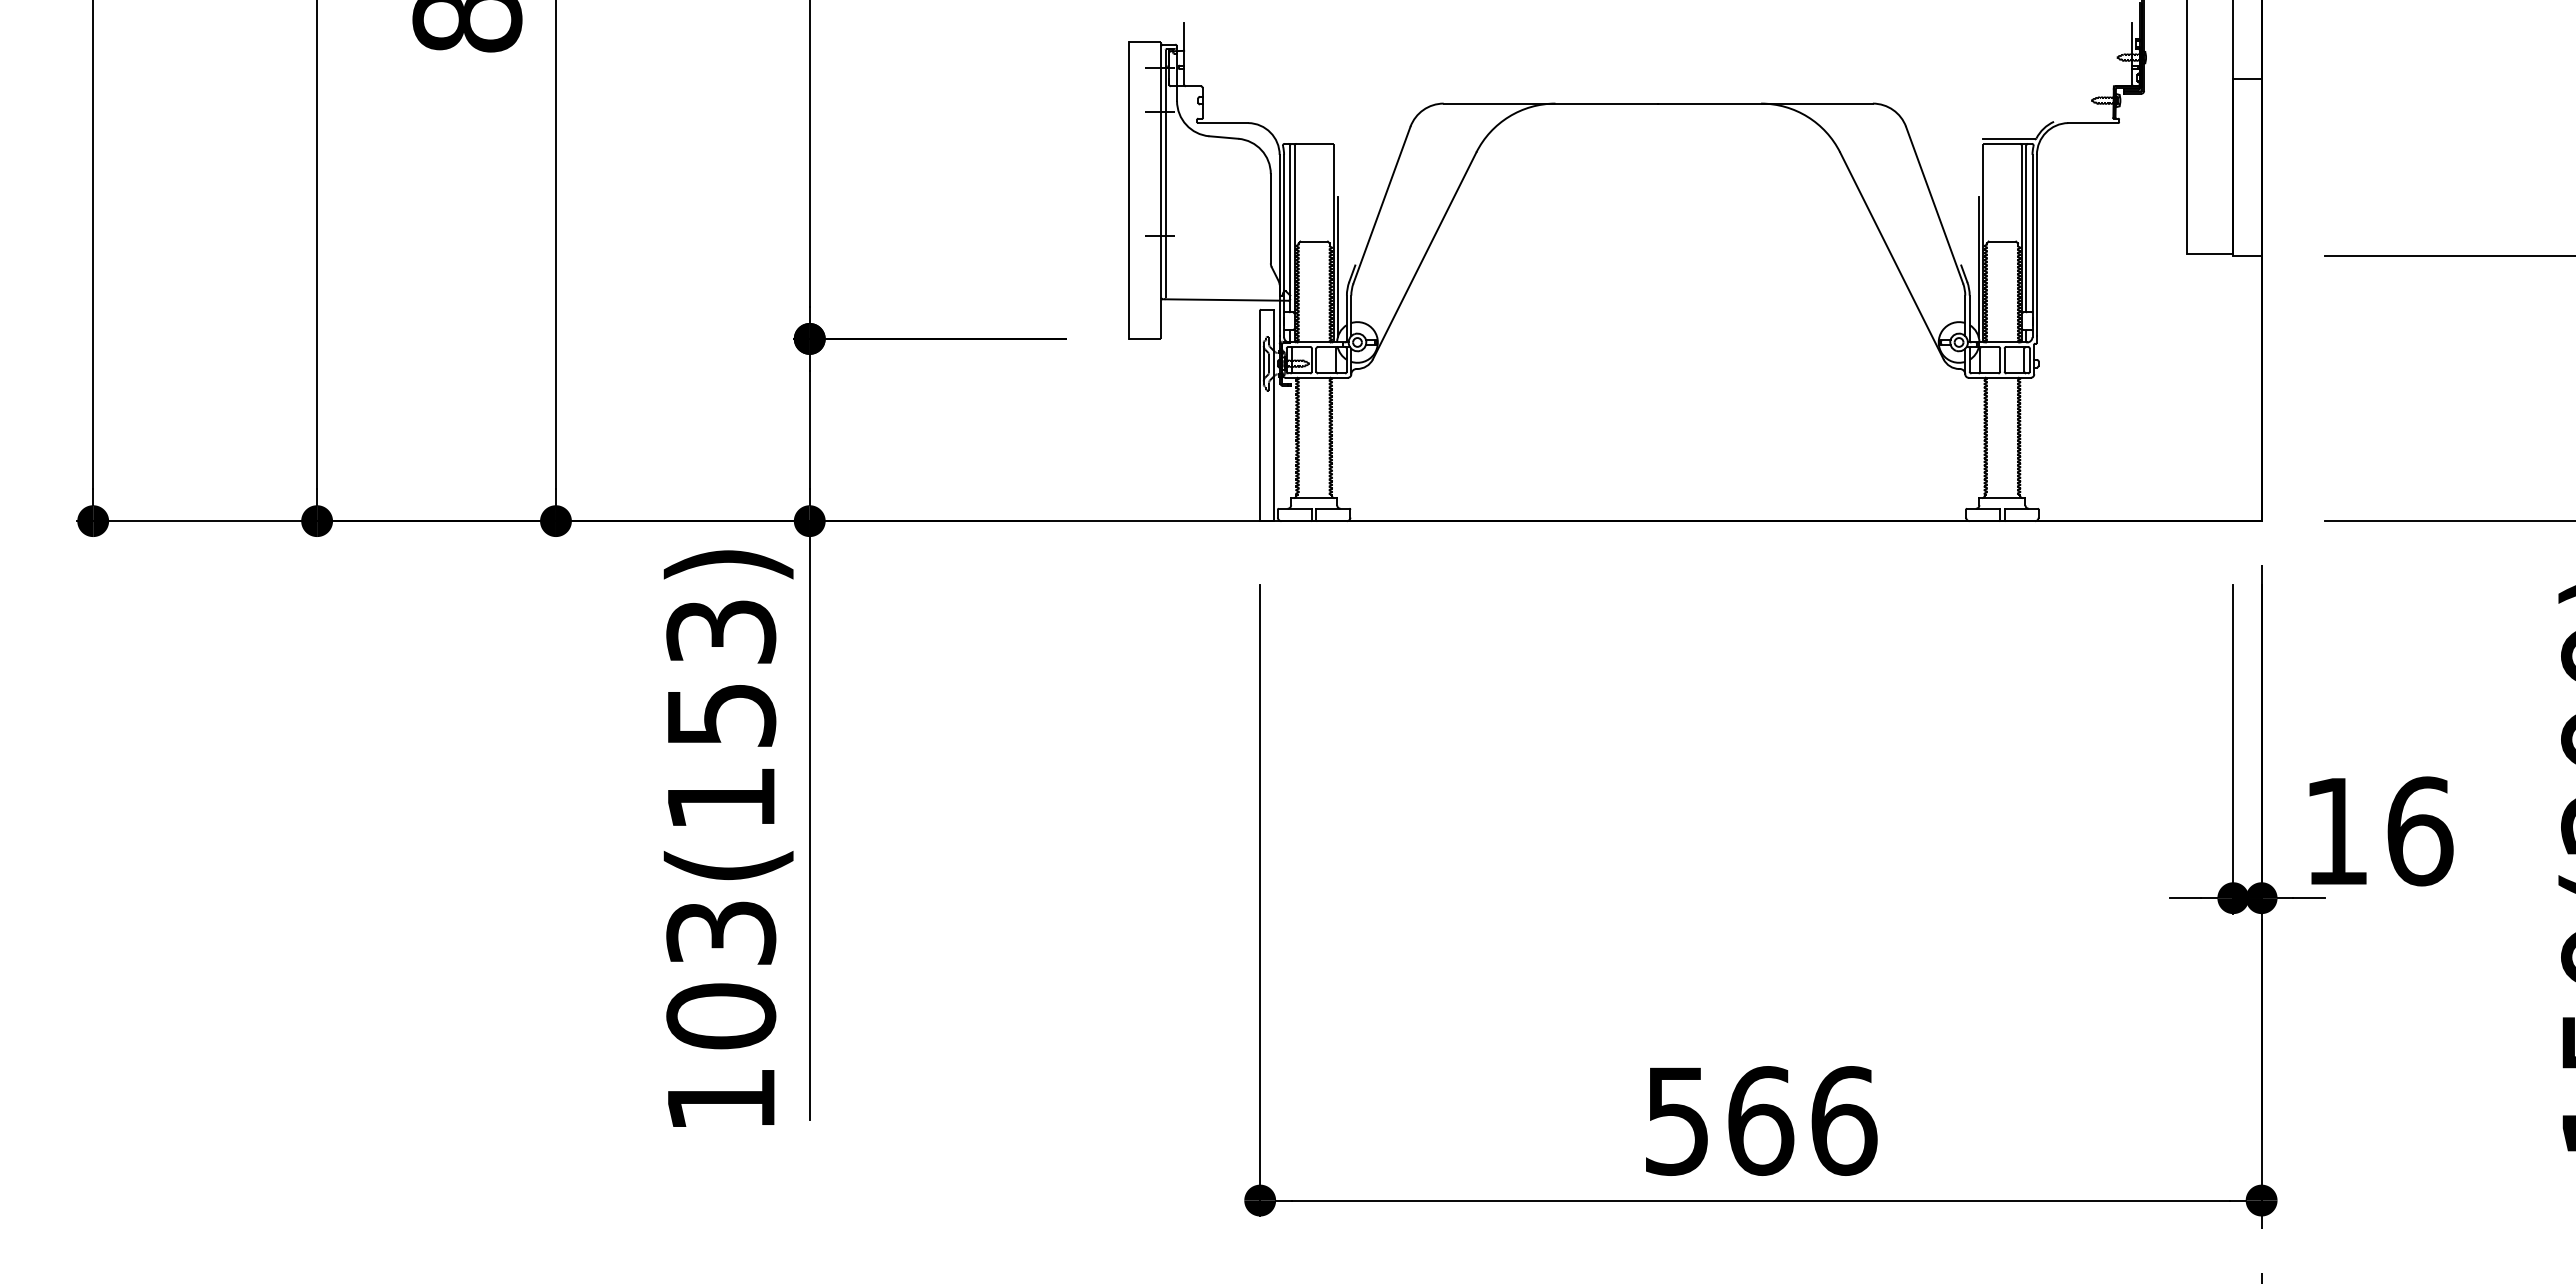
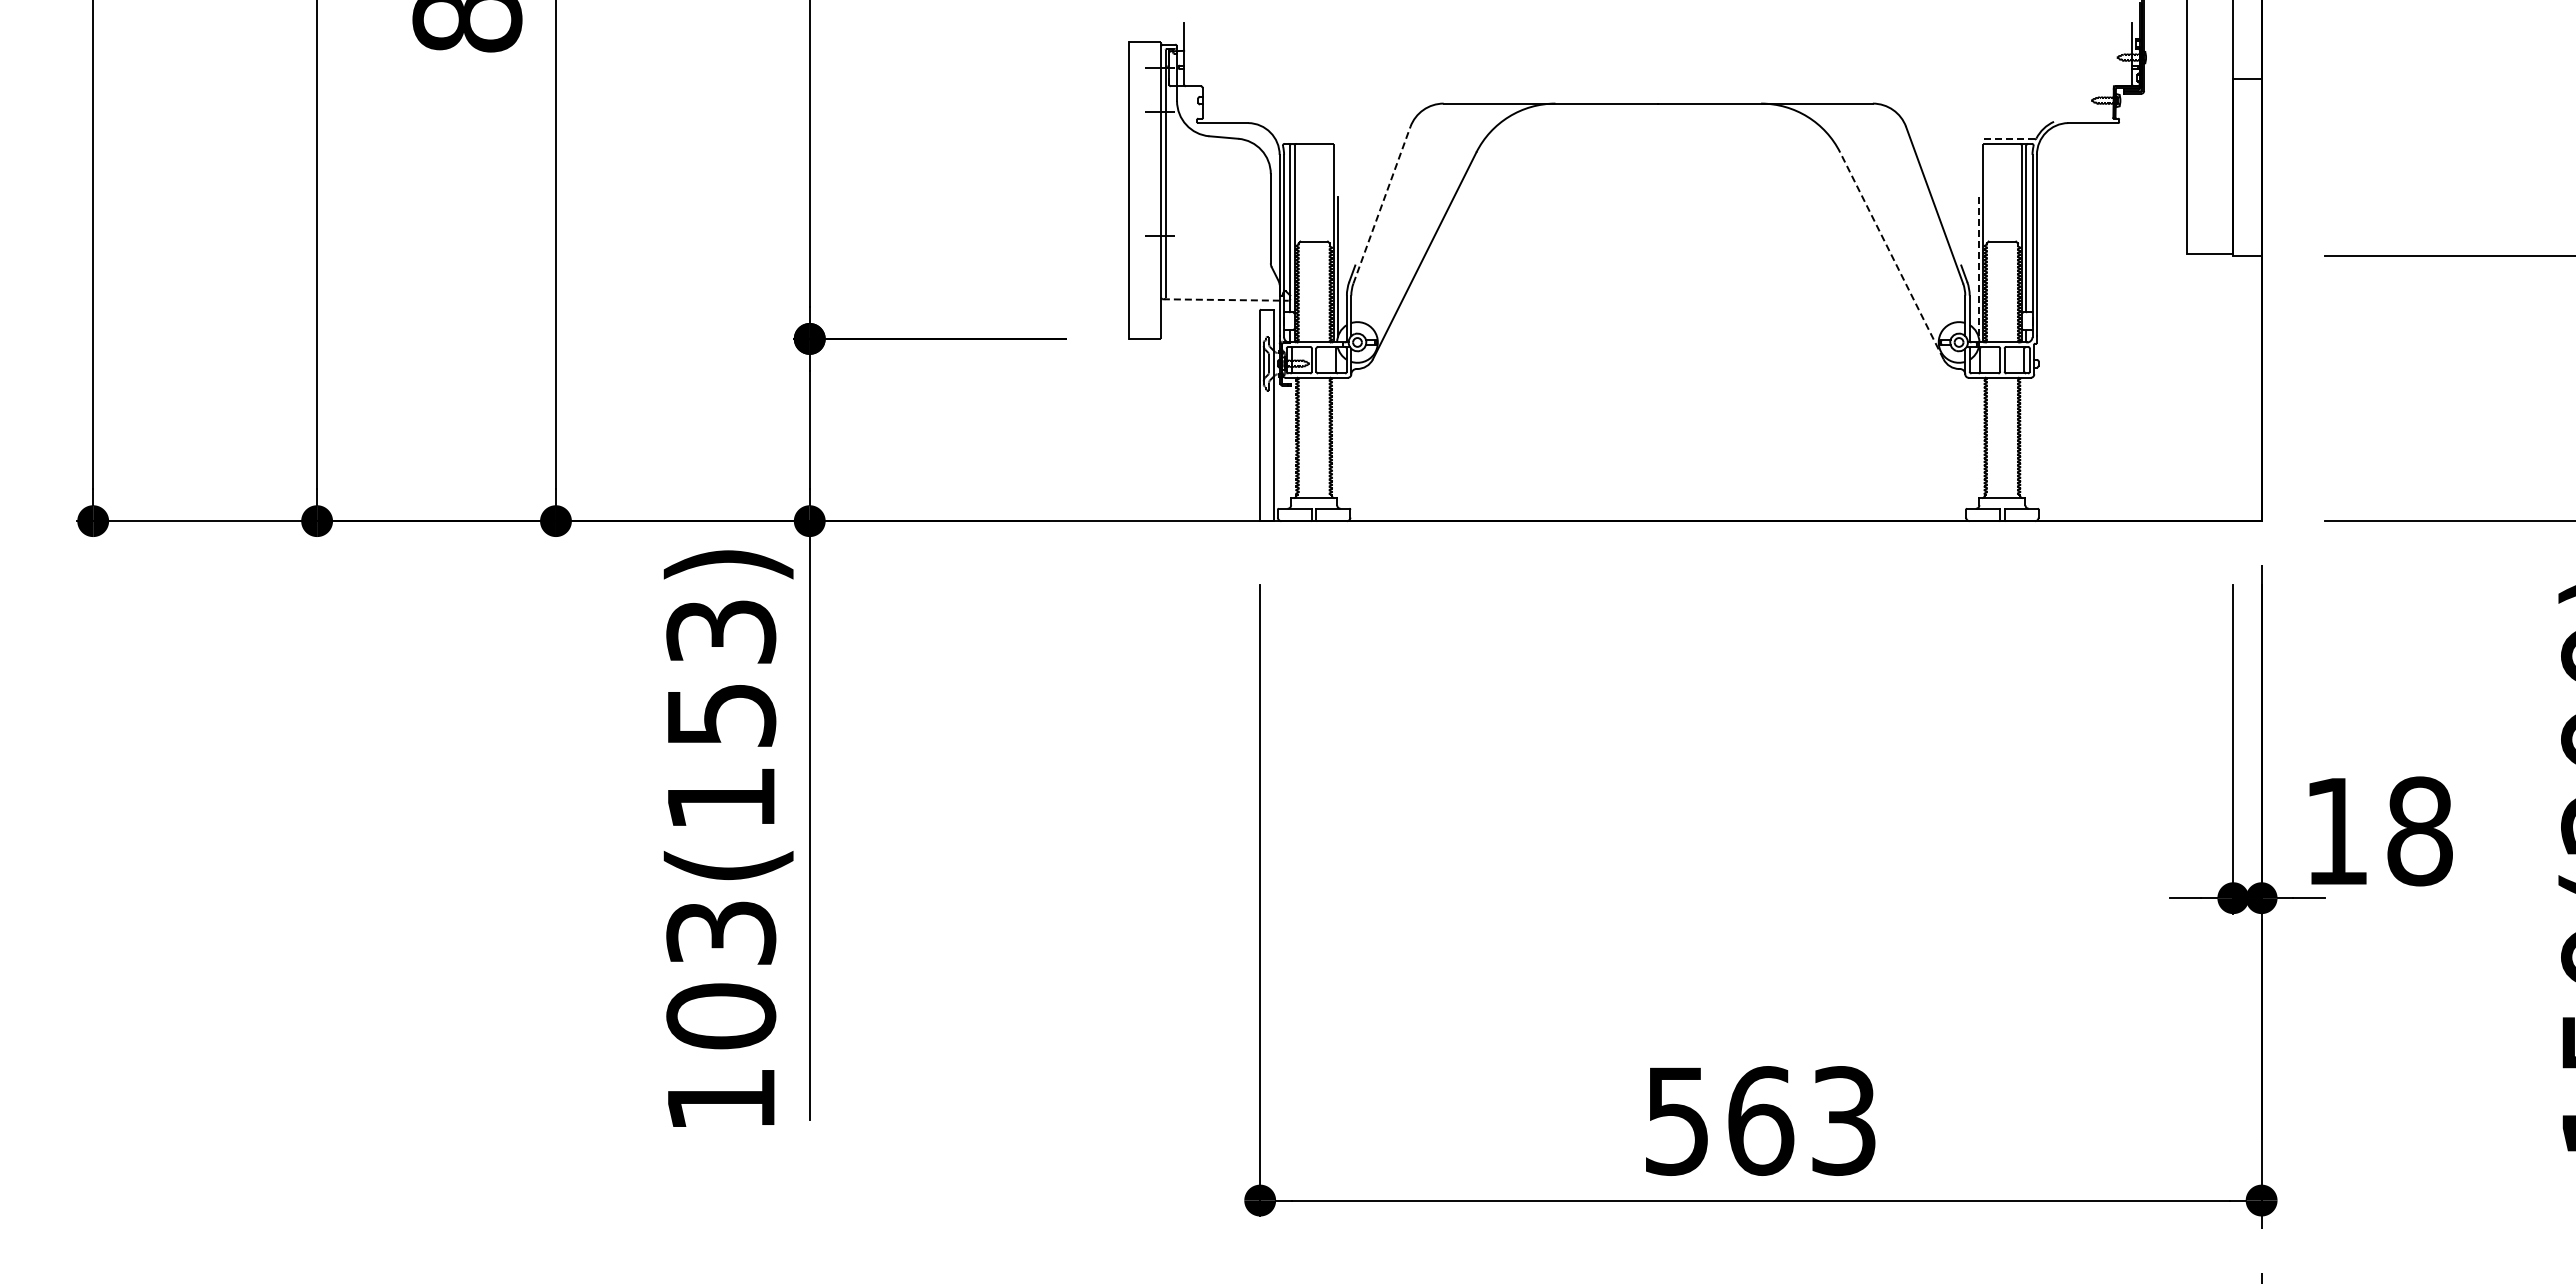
line: solid -> dashed (2009, 139)
line: solid -> dashed (1382, 204)
line: solid -> dashed (1891, 255)
line: solid -> dashed (1978, 266)
line: solid -> dashed (1225, 300)
text: 16 -> 18 (2420, 831)
text: 566 -> 563 (1844, 1120)
